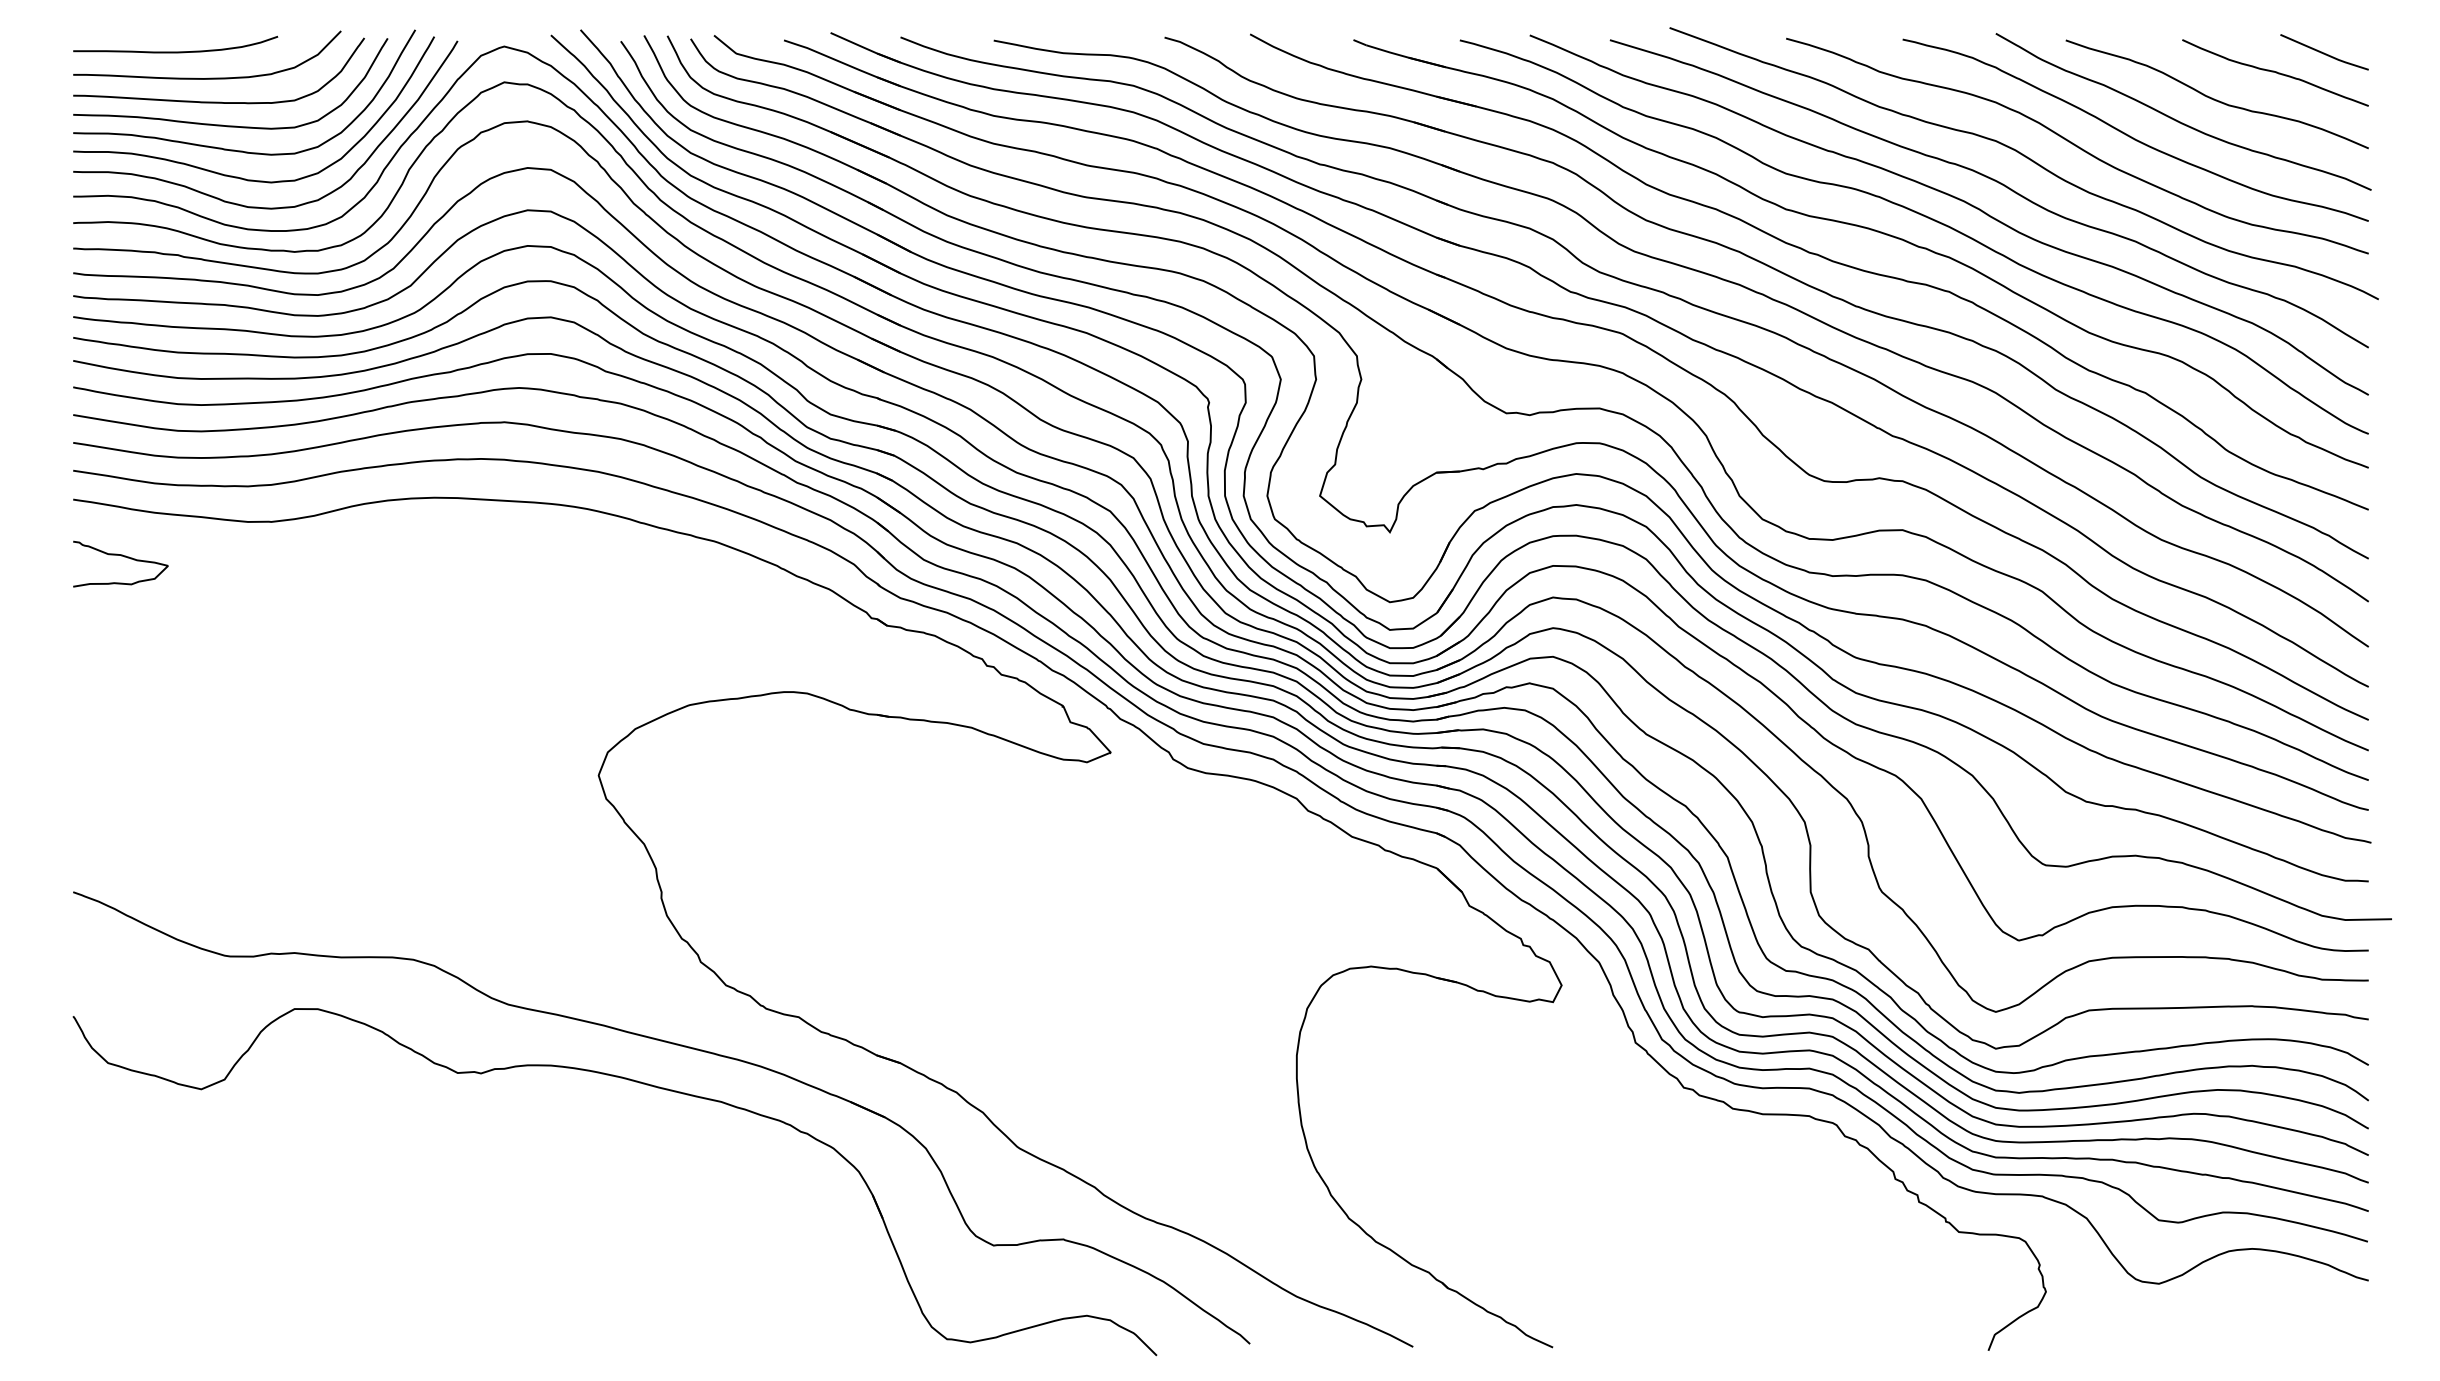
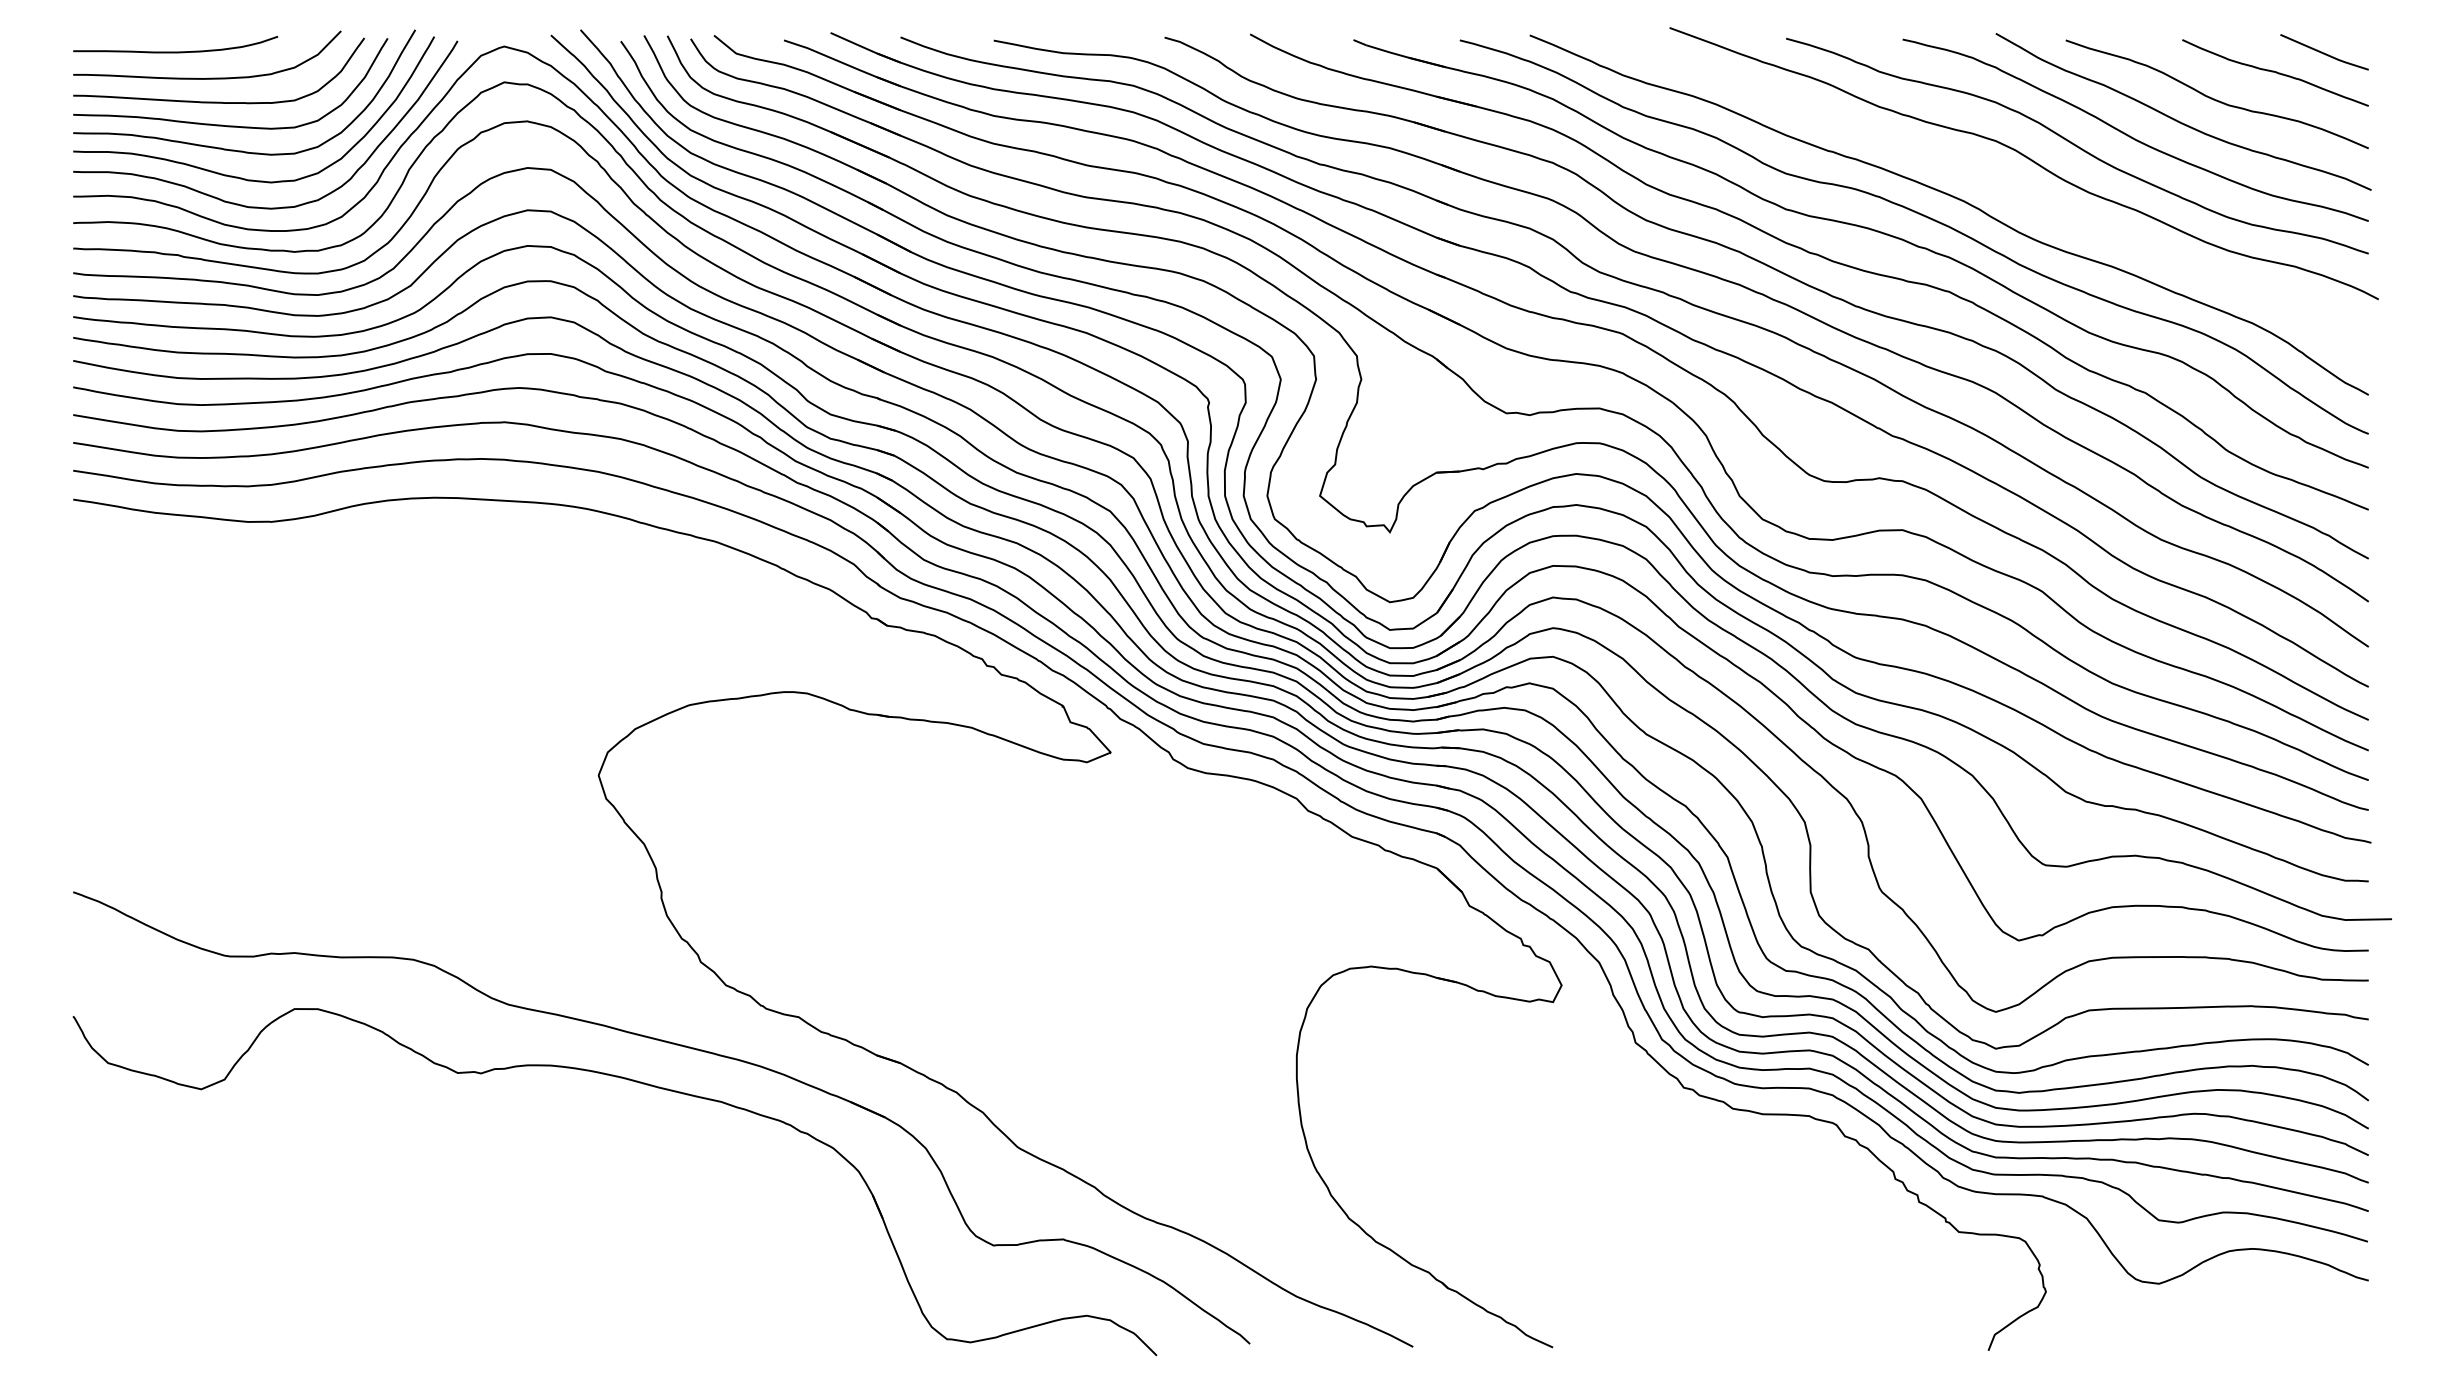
curve: present -> none (1994, 181)
curve: present -> none (121, 556)
